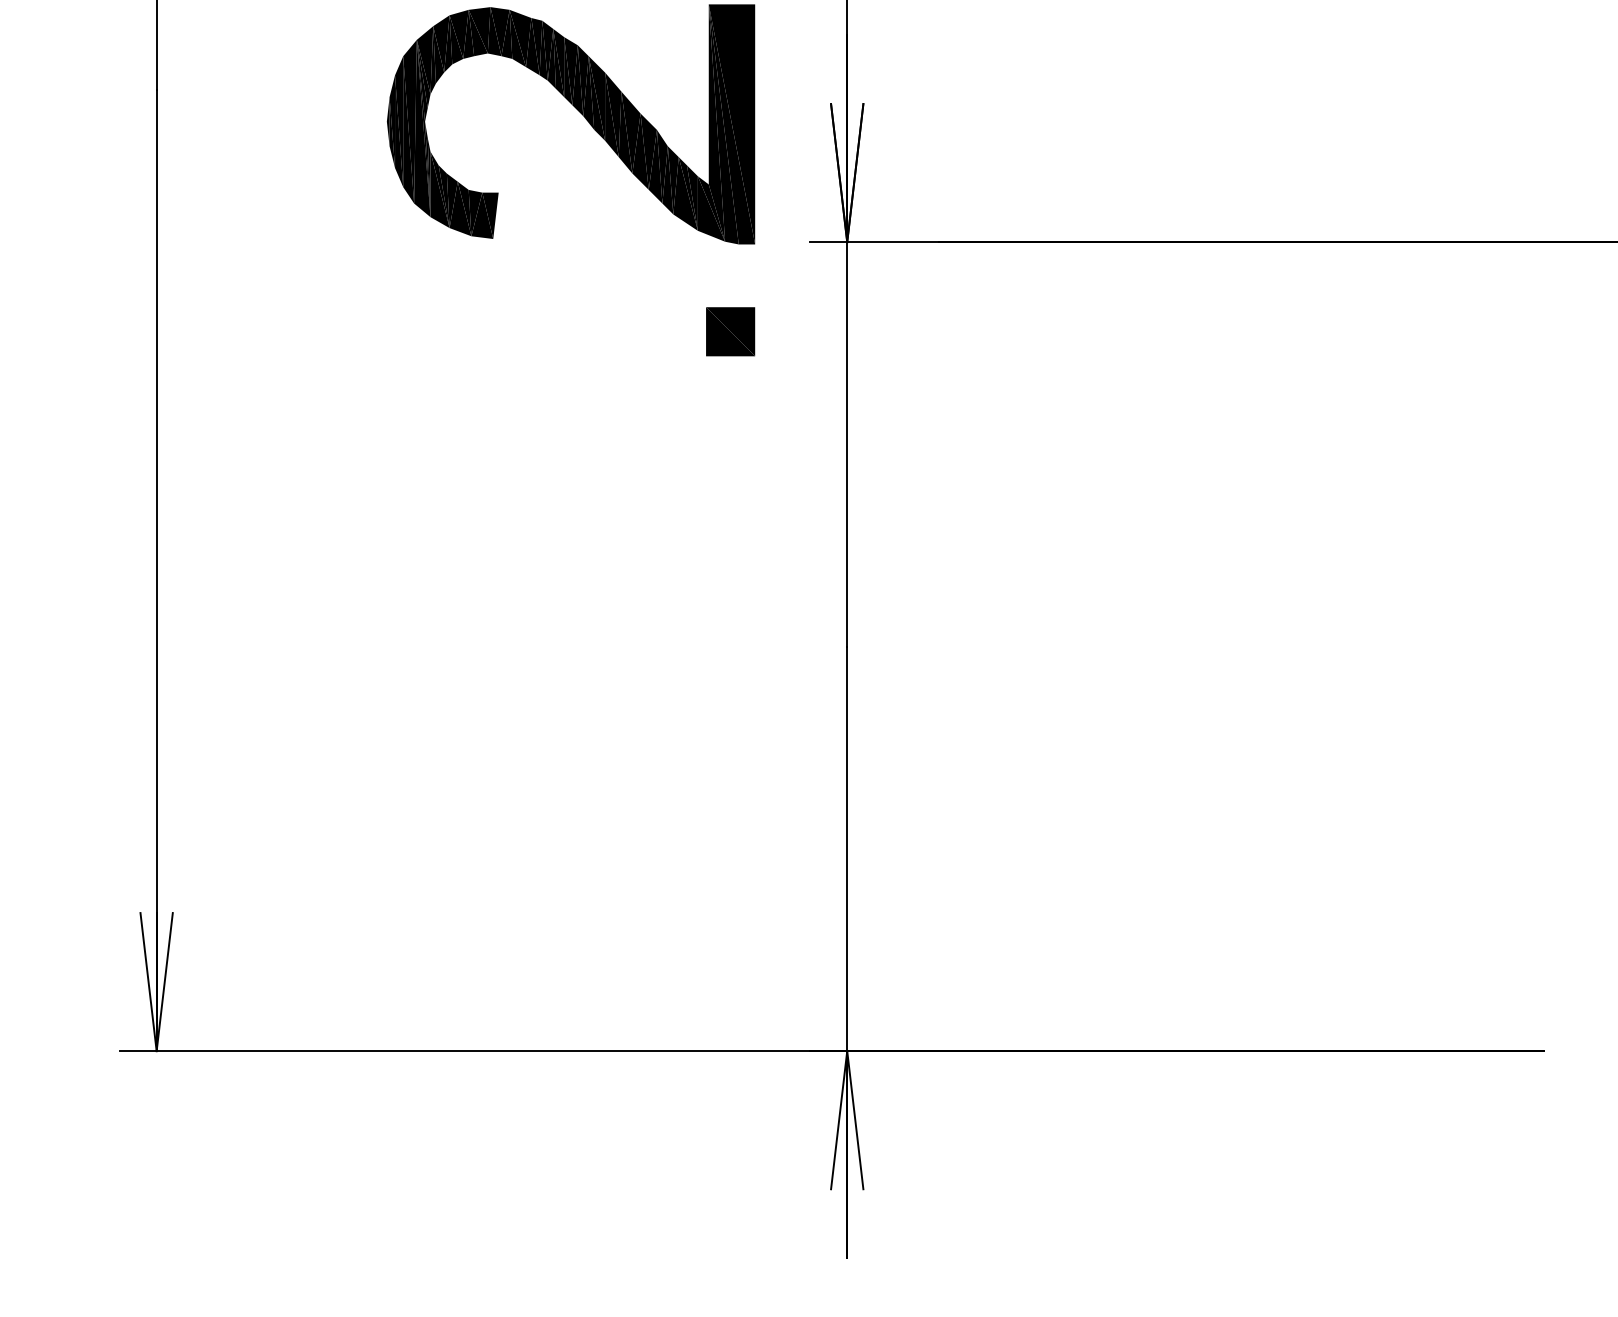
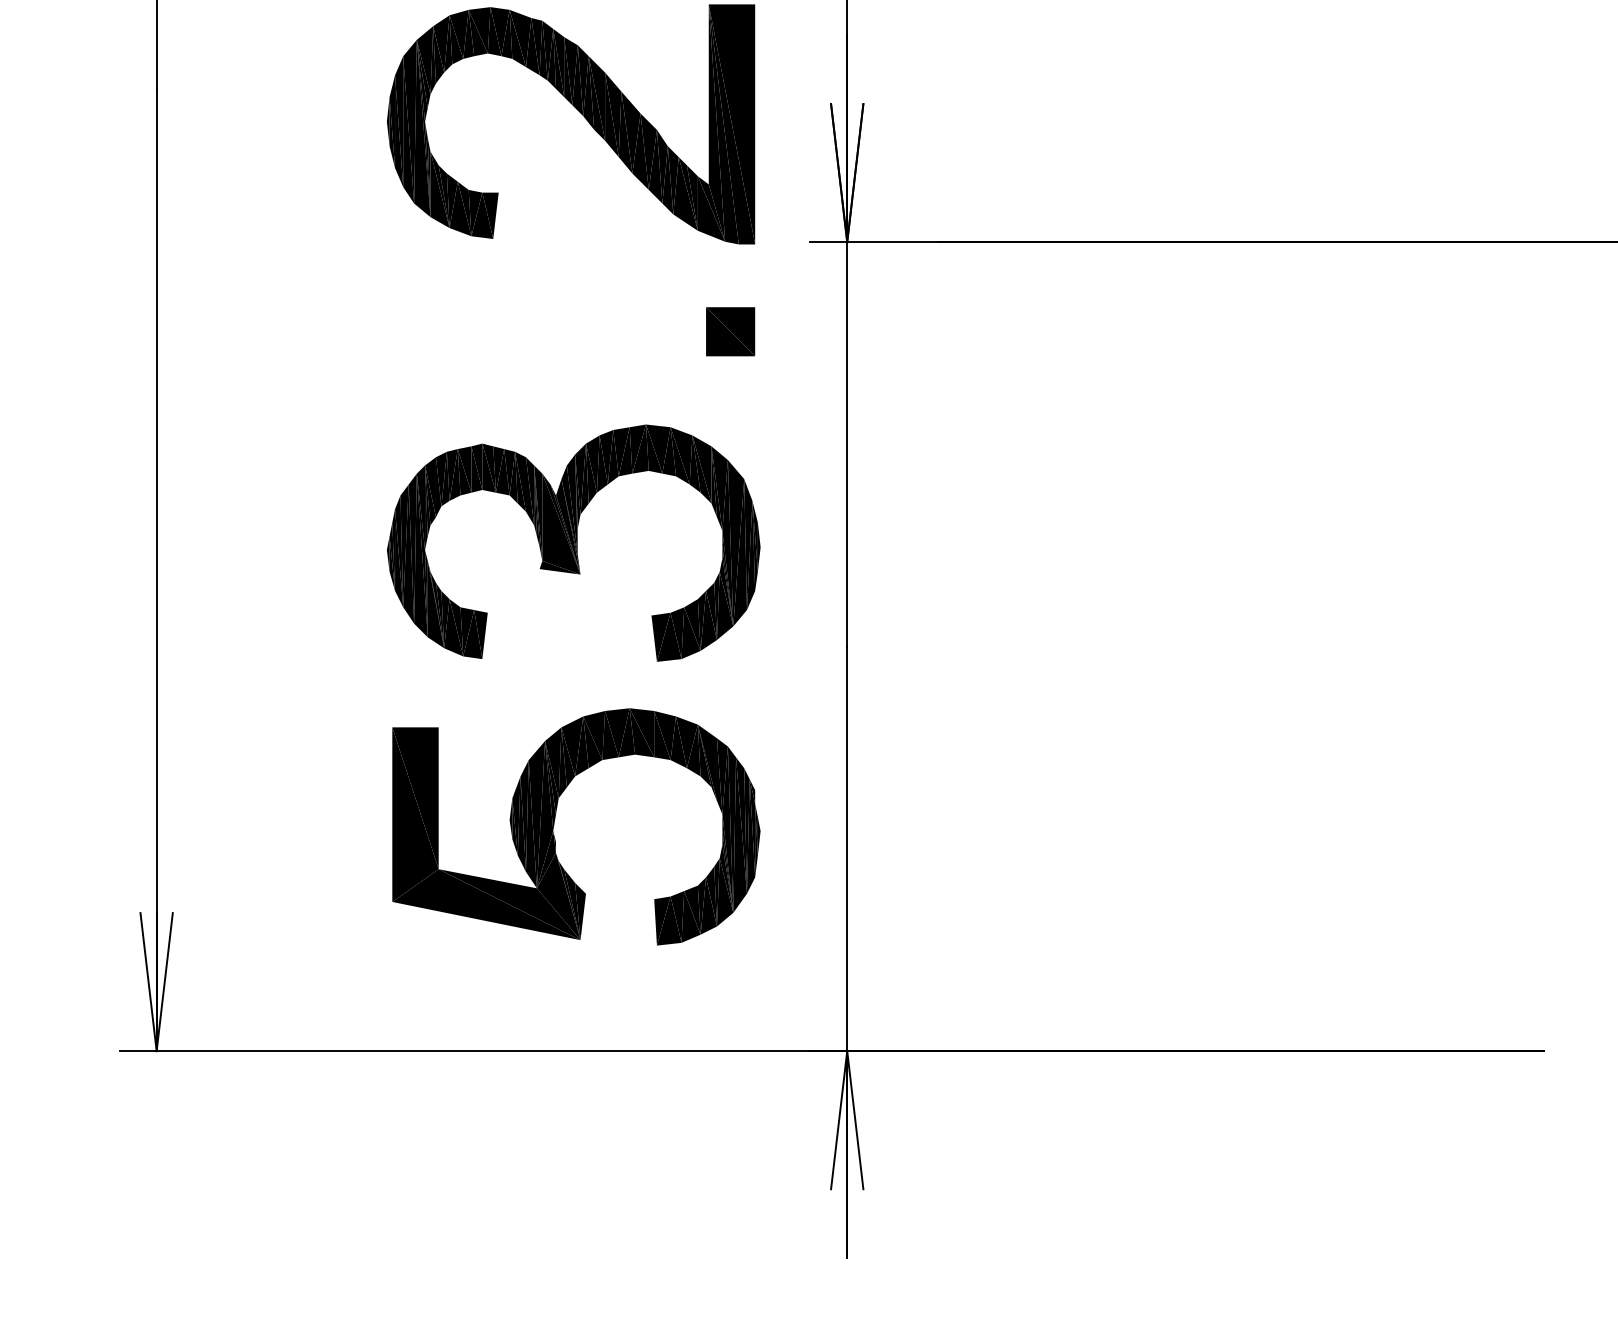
part: none -> present (573, 542)
part: none -> present (554, 825)
